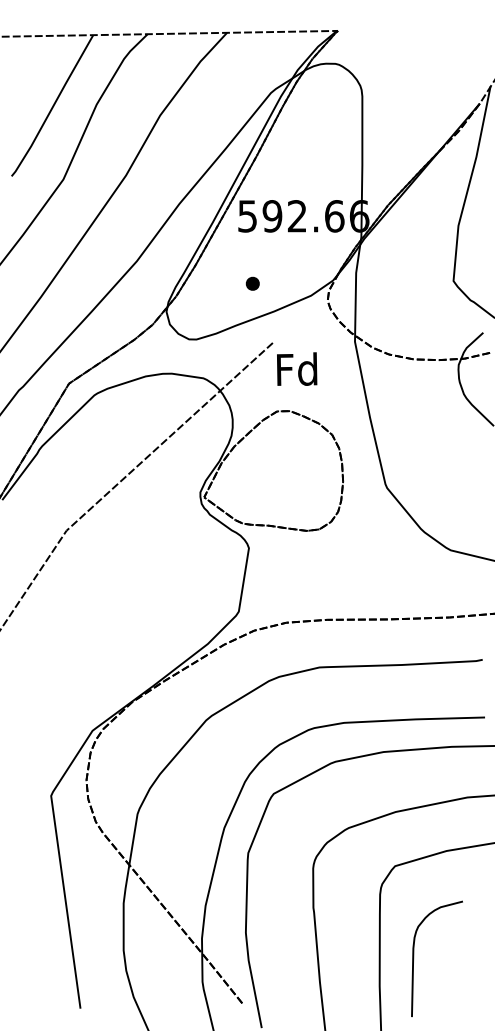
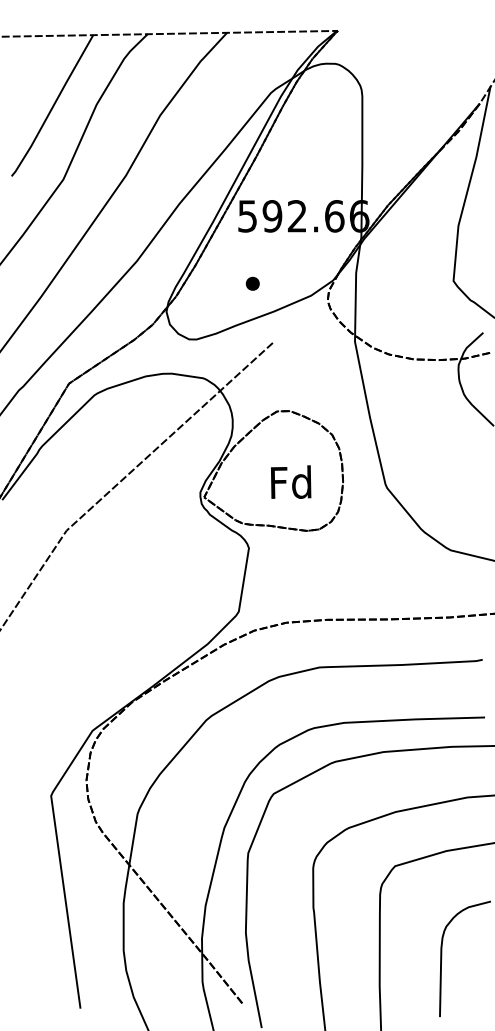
text position: (297, 368) -> (291, 481) (291, 481)
curve position: (414, 958) -> (442, 958) (442, 958)
